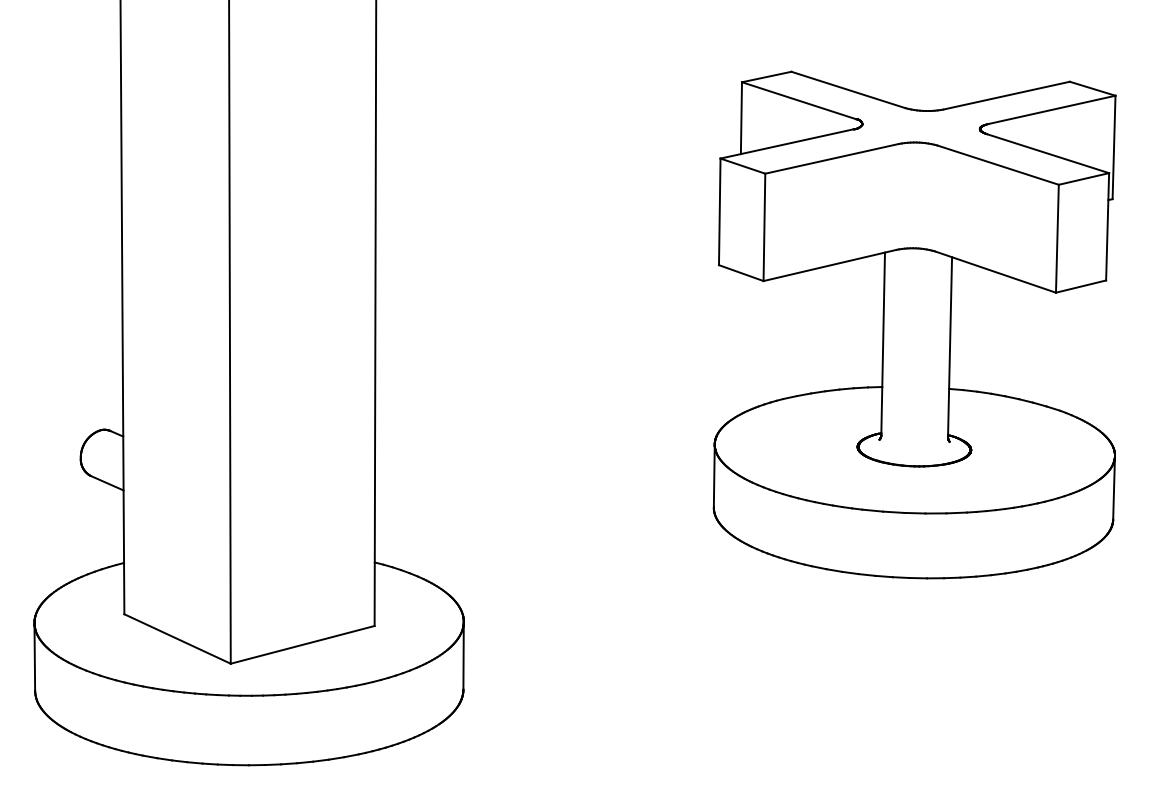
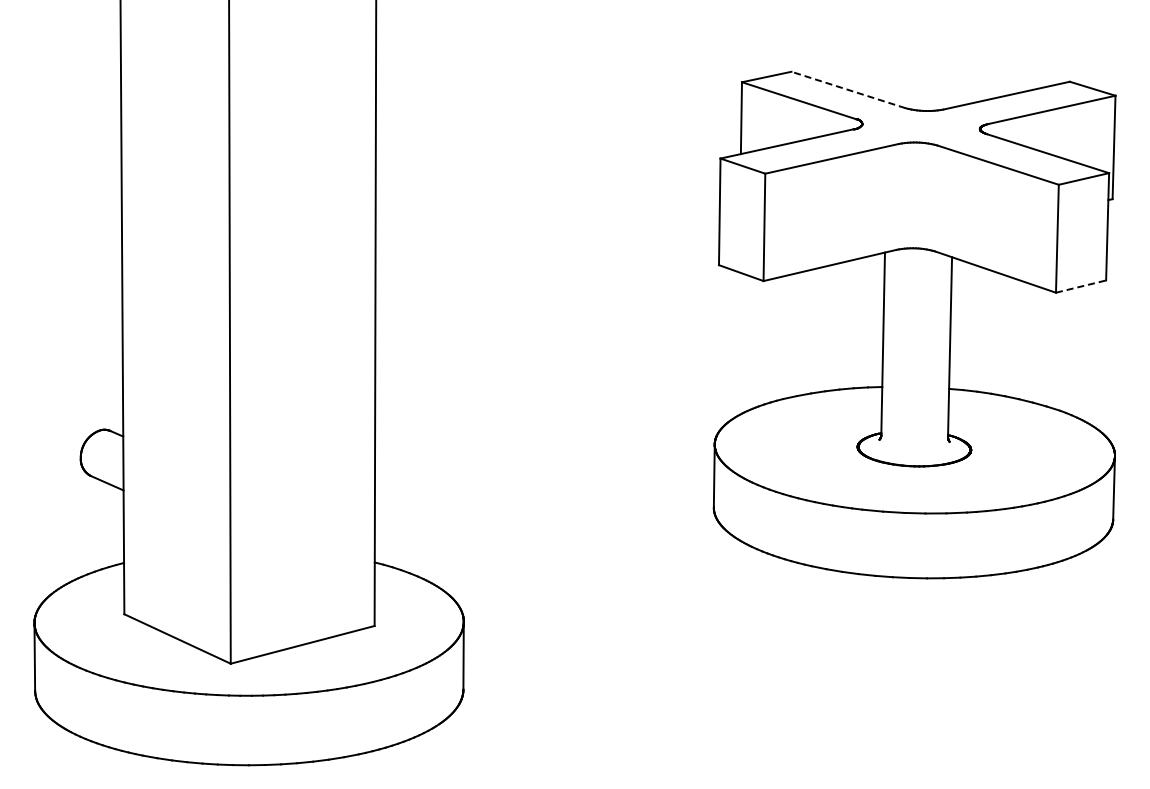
line: solid -> dashed (848, 90)
line: solid -> dashed (1081, 286)
